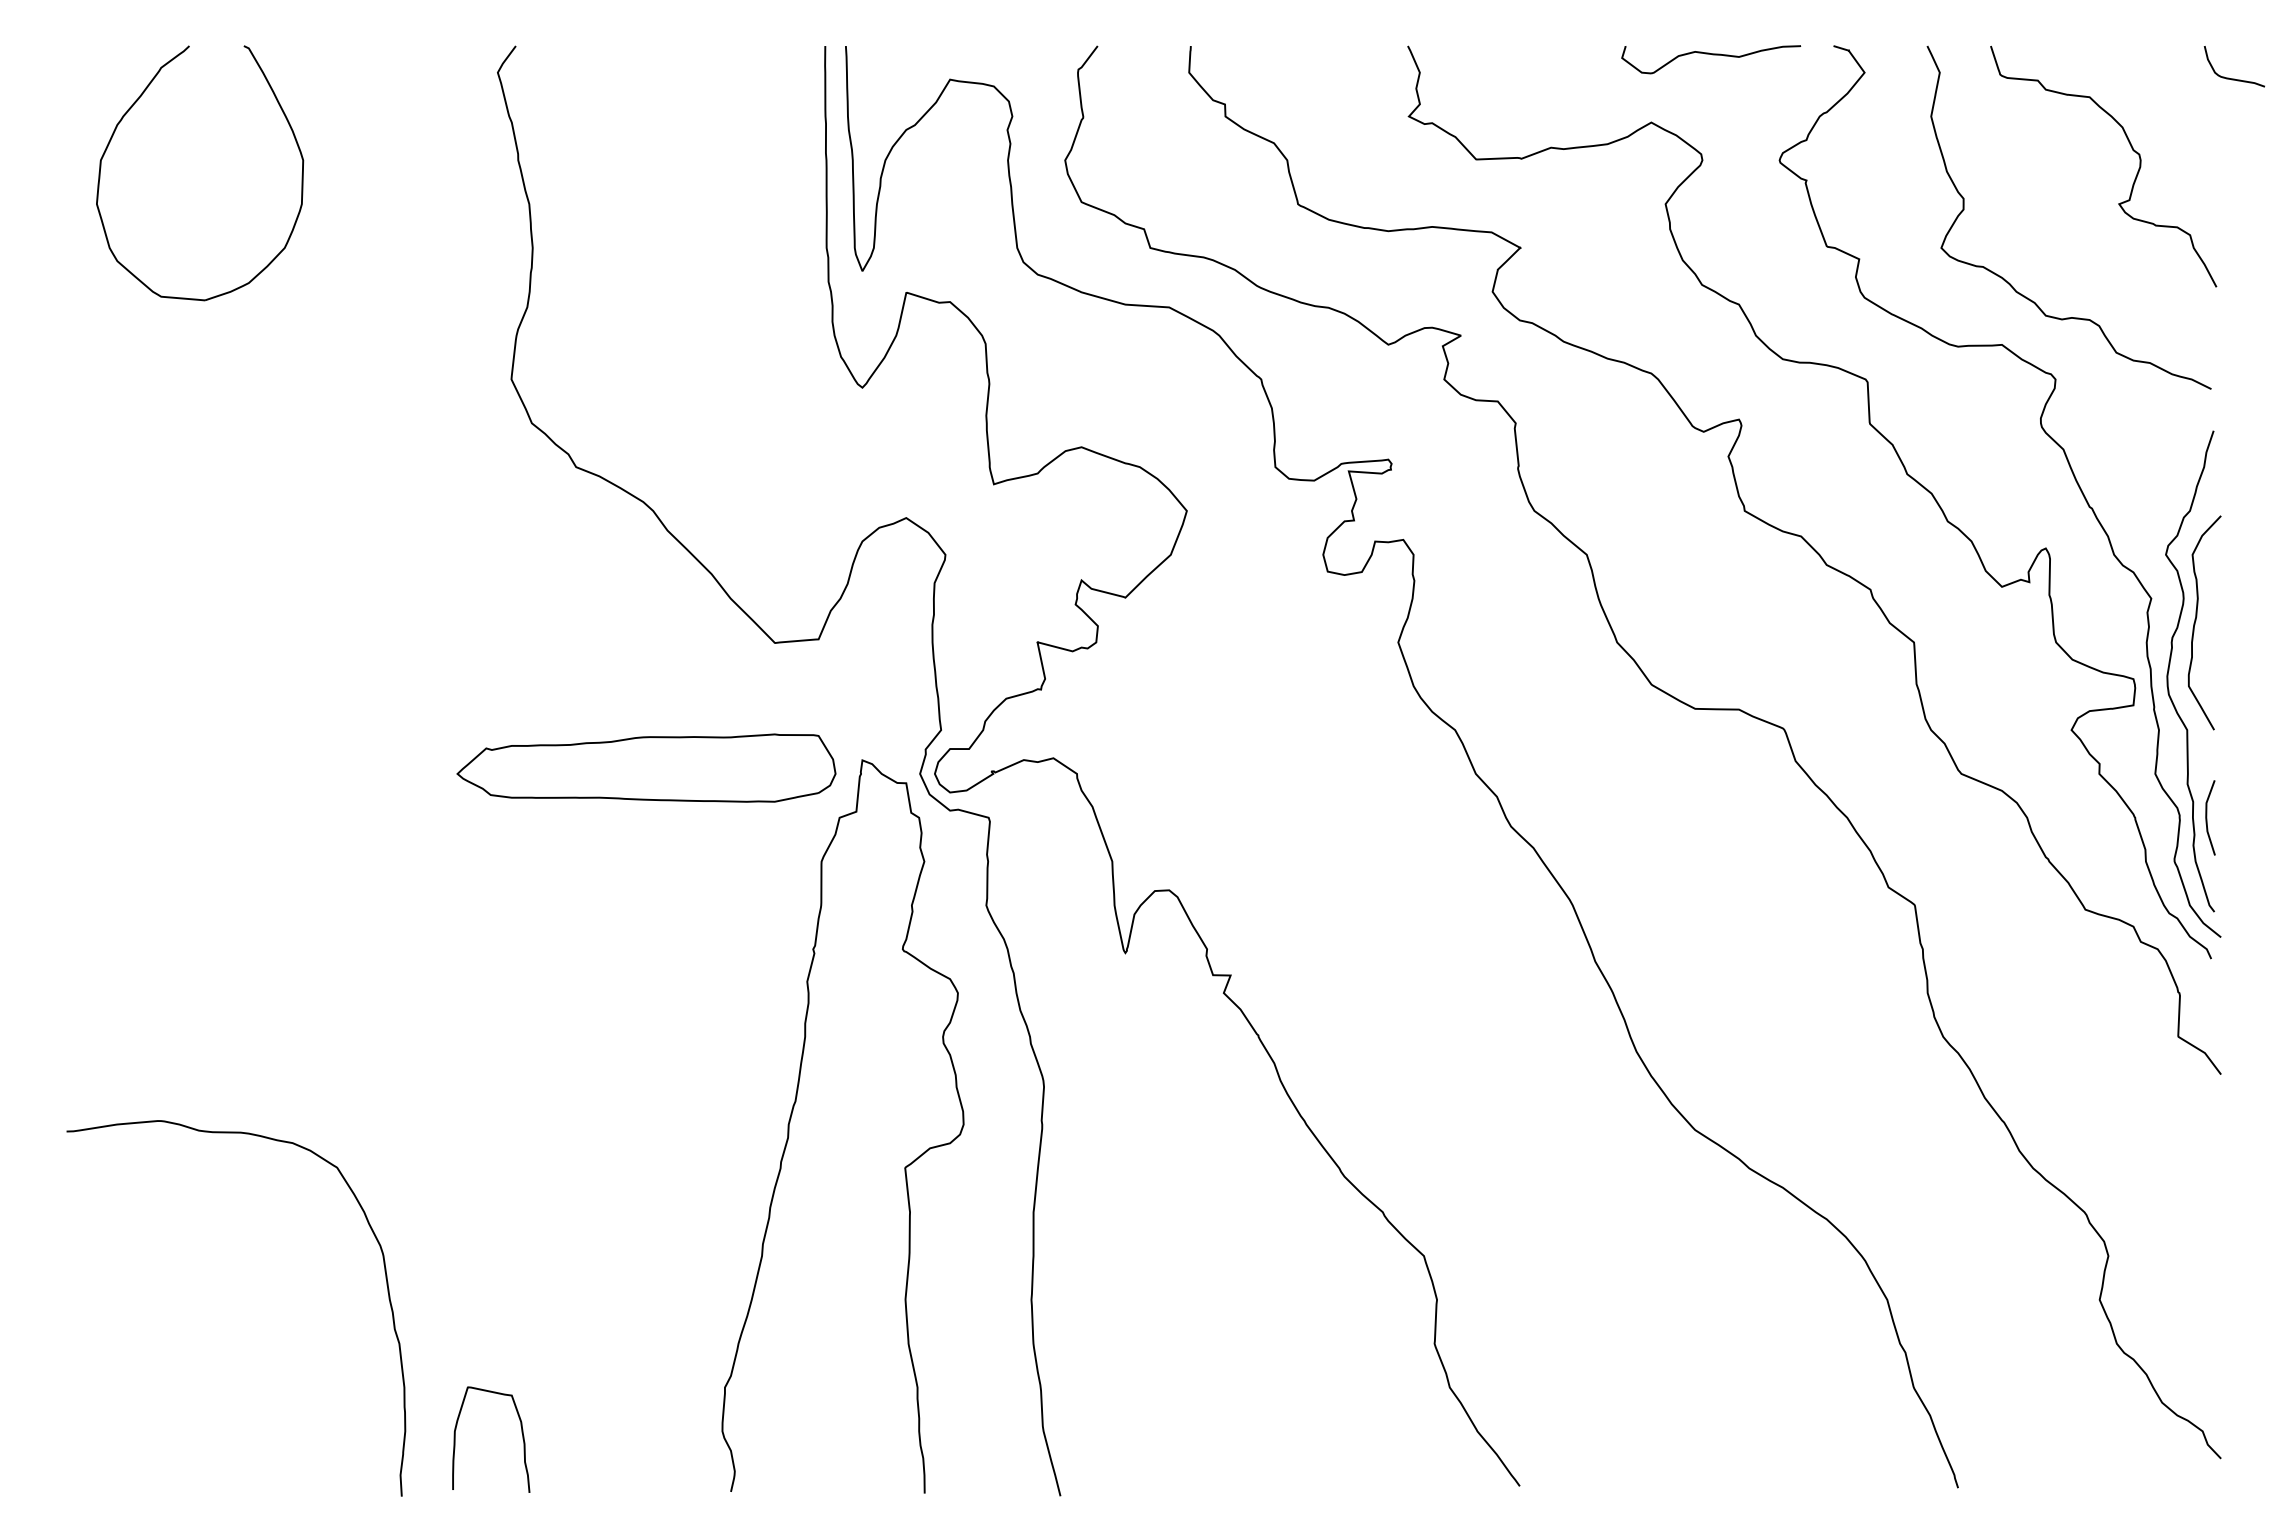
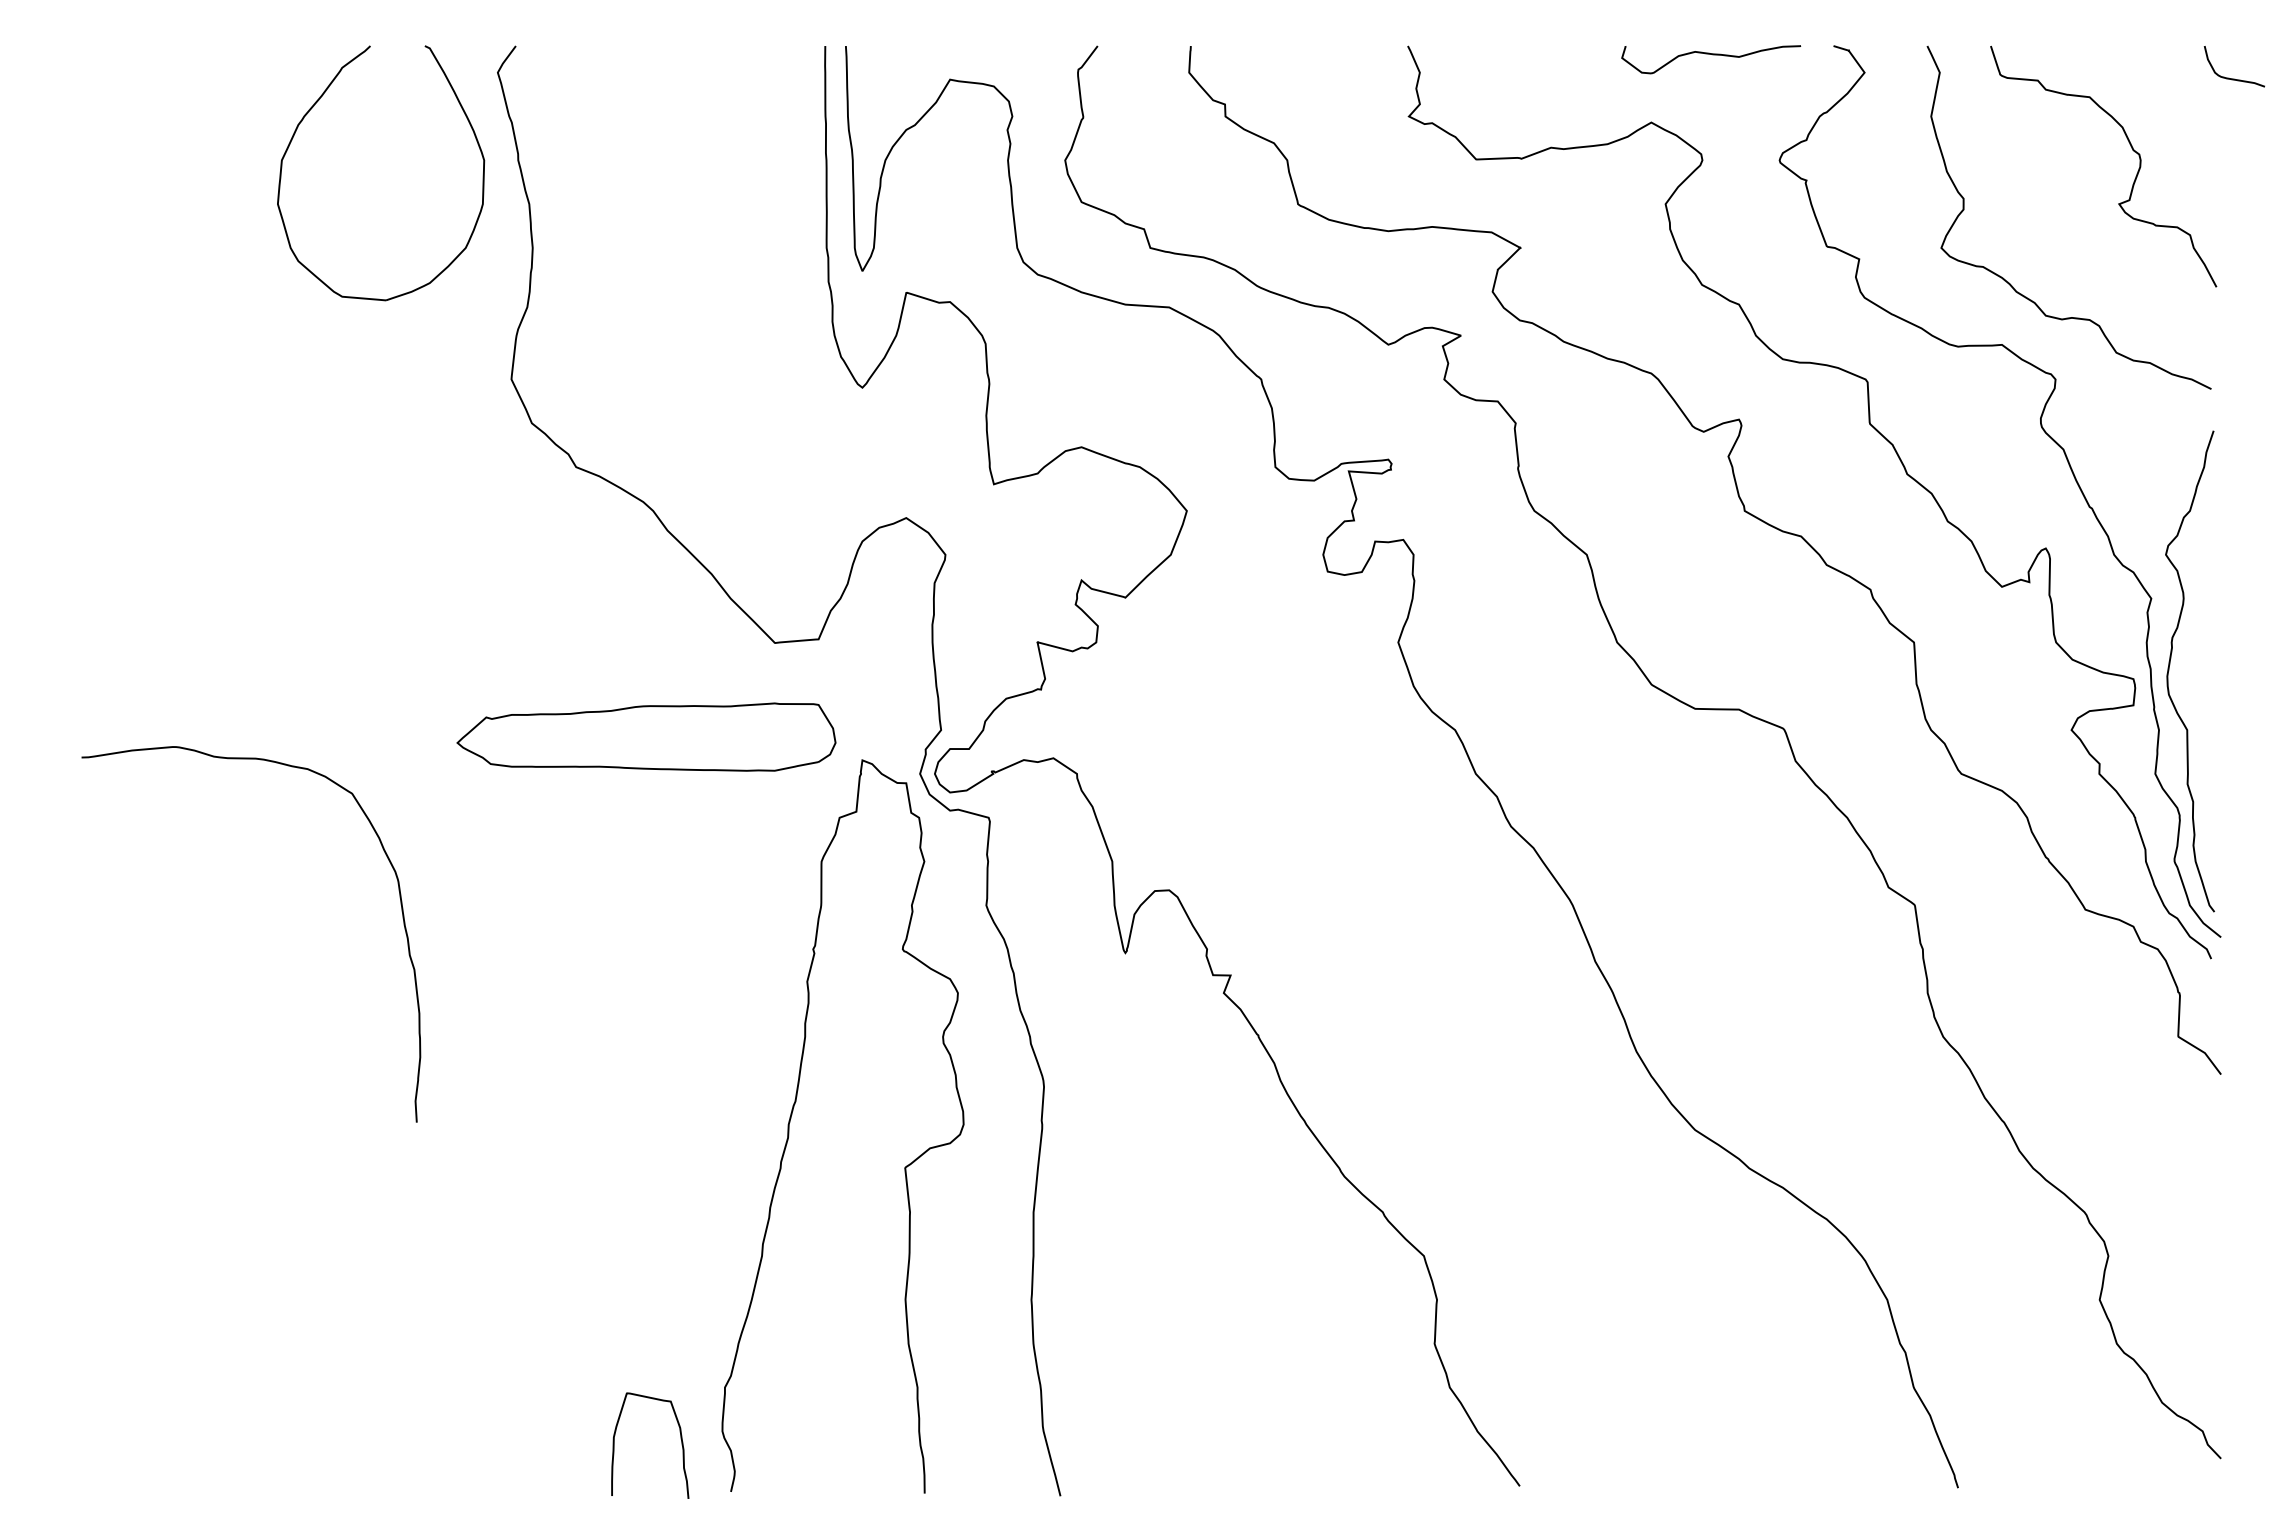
part position: (127, 113) -> (308, 113) (308, 113)
curve: present -> none (2196, 621)
part position: (646, 767) -> (646, 736) (646, 736)
line: present -> none (2207, 817)
curve position: (386, 1285) -> (401, 911) (401, 911)
curve position: (521, 1433) -> (680, 1439) (680, 1439)
